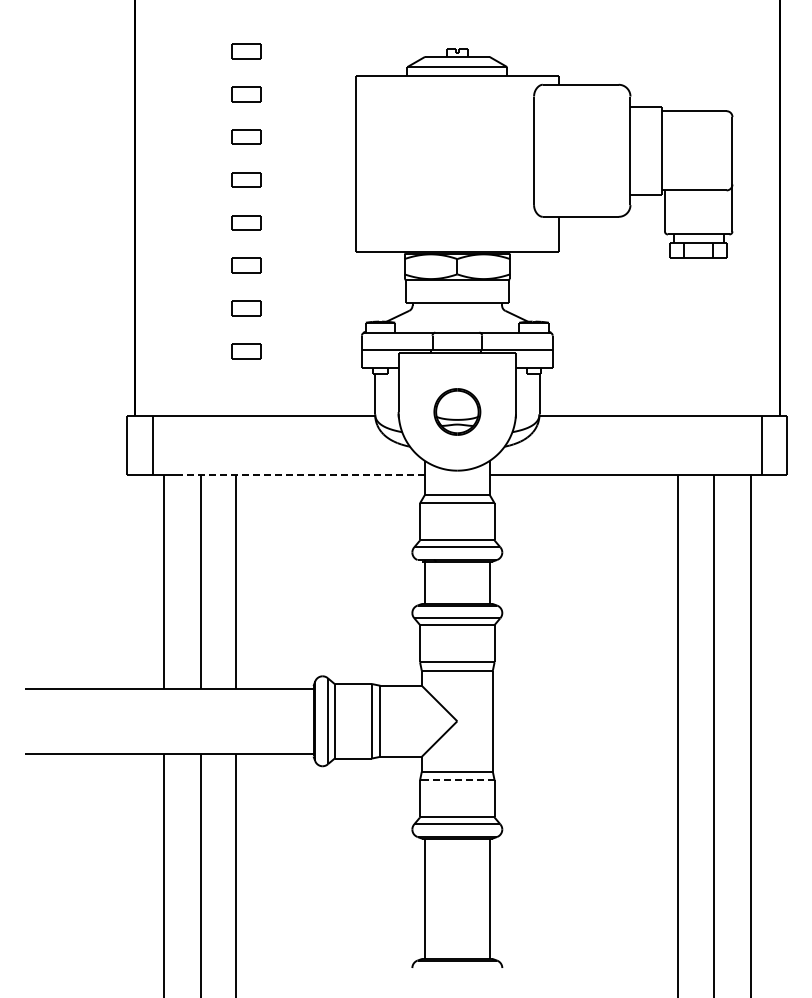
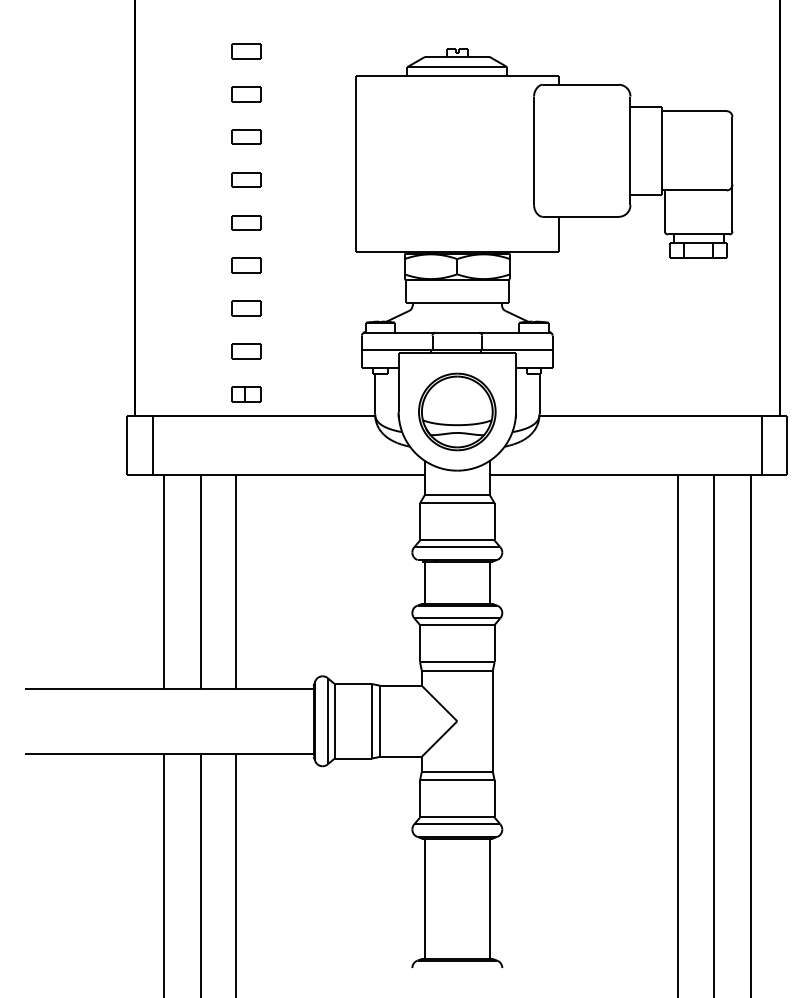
part: none -> present (246, 394)
part size: 49x48 px -> 79x80 px (457, 411)
line: dashed -> solid (301, 474)
line: dashed -> solid (460, 780)
